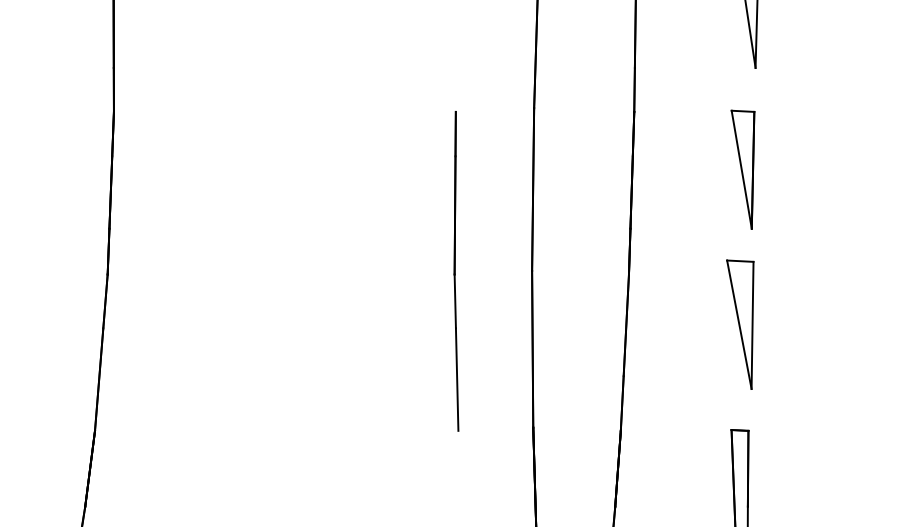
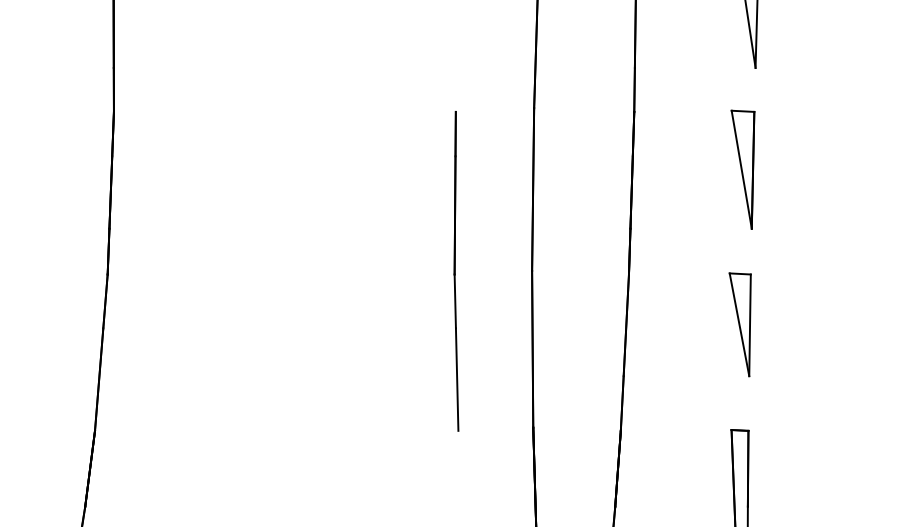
part size: 29x131 px -> 24x106 px (739, 324)
